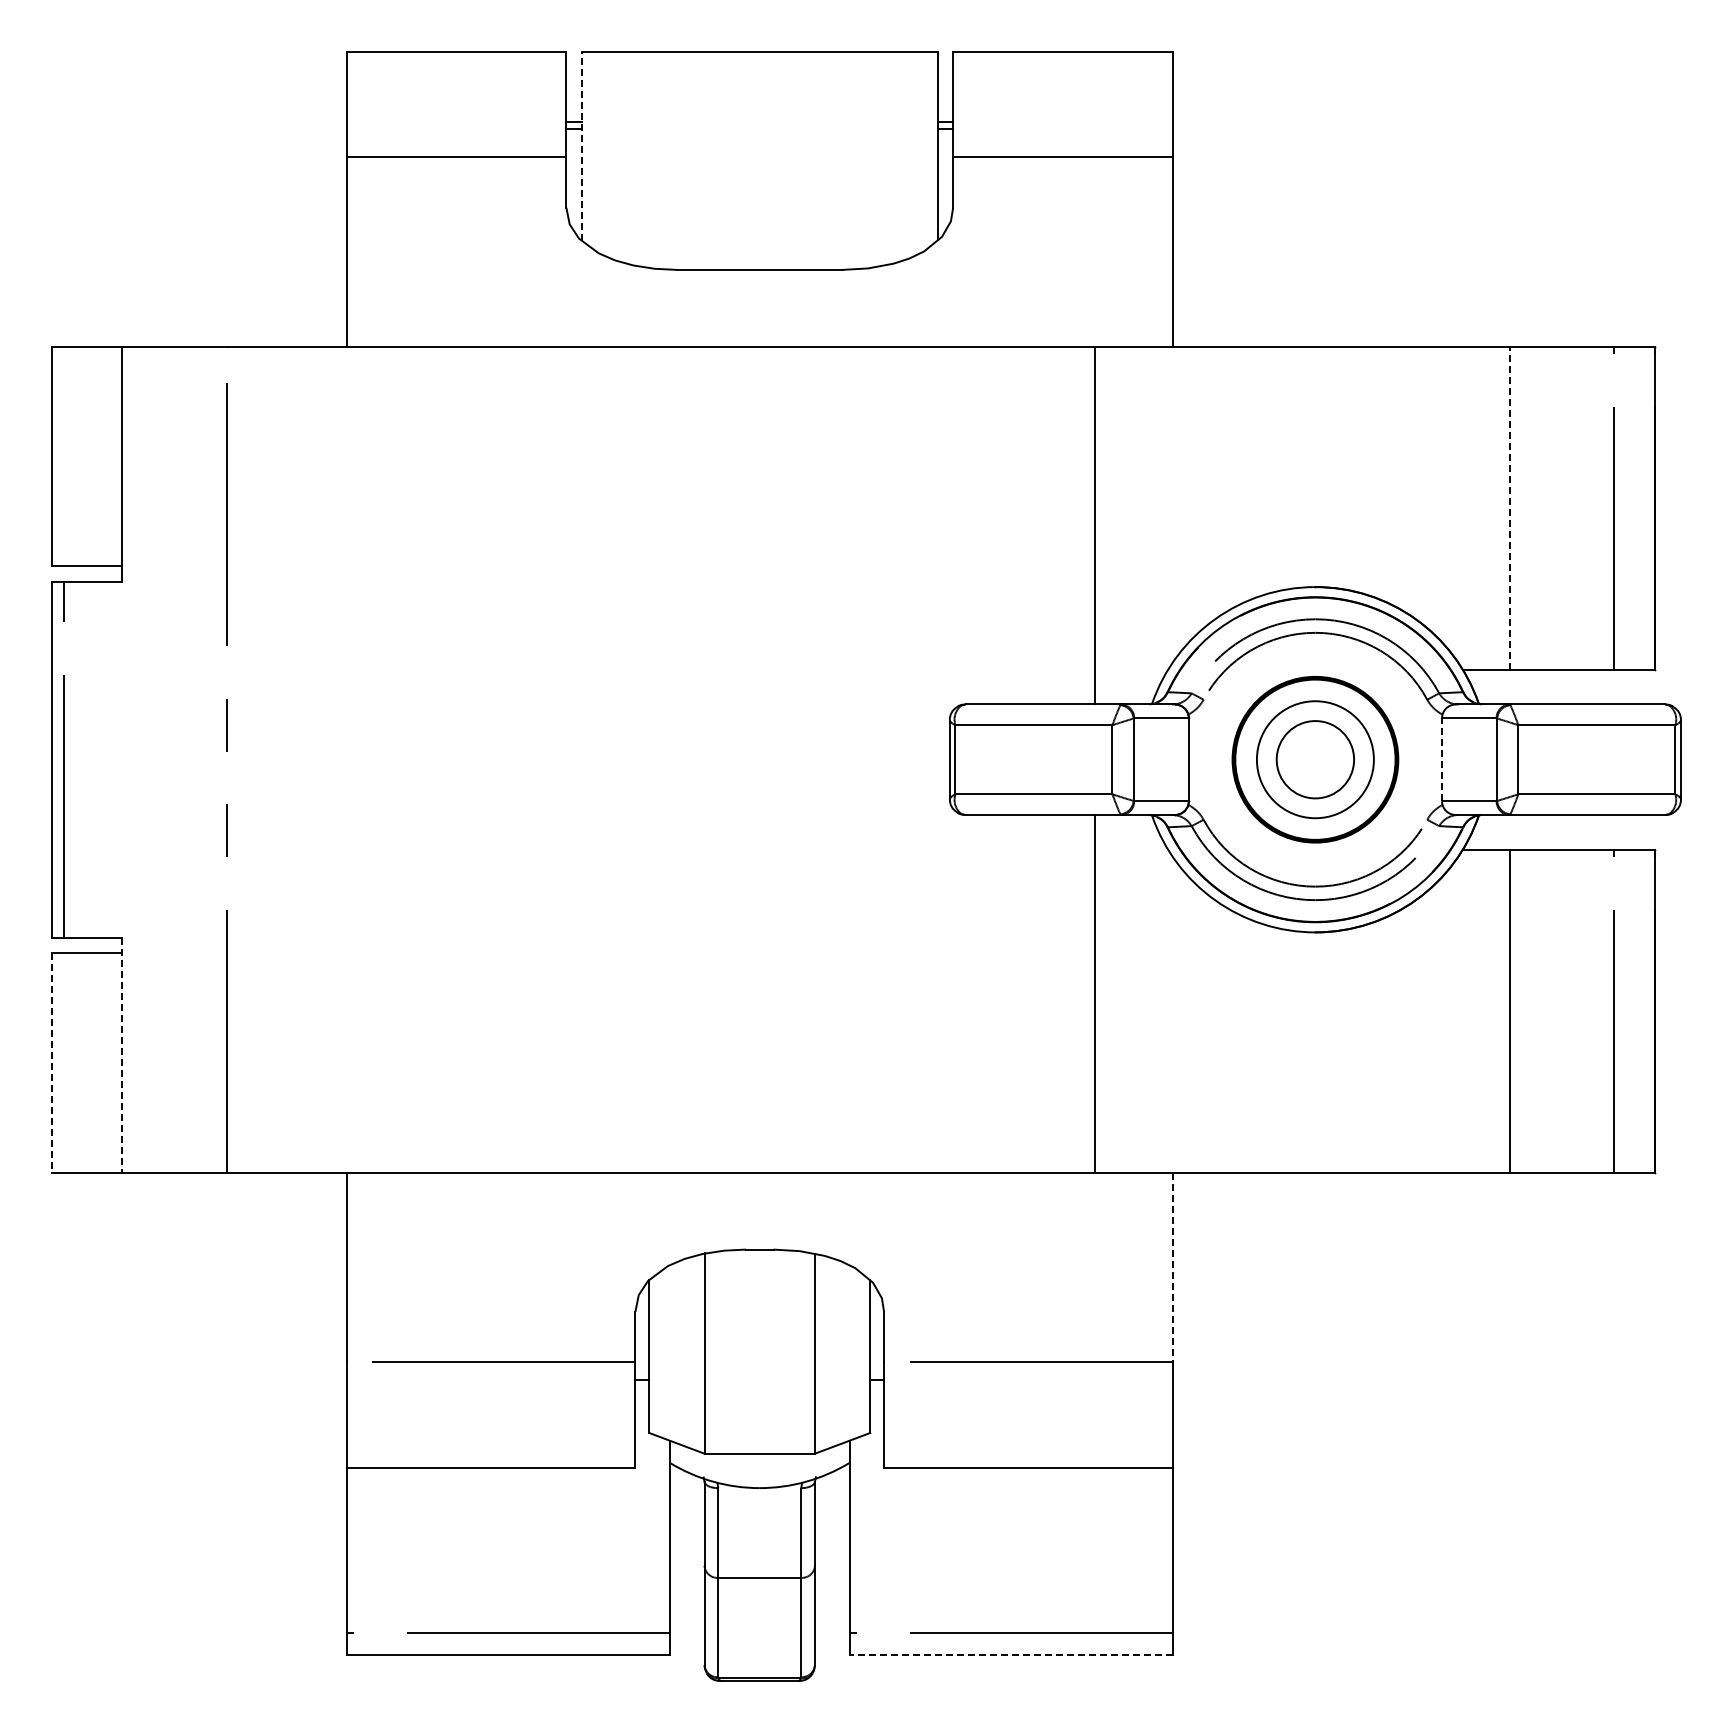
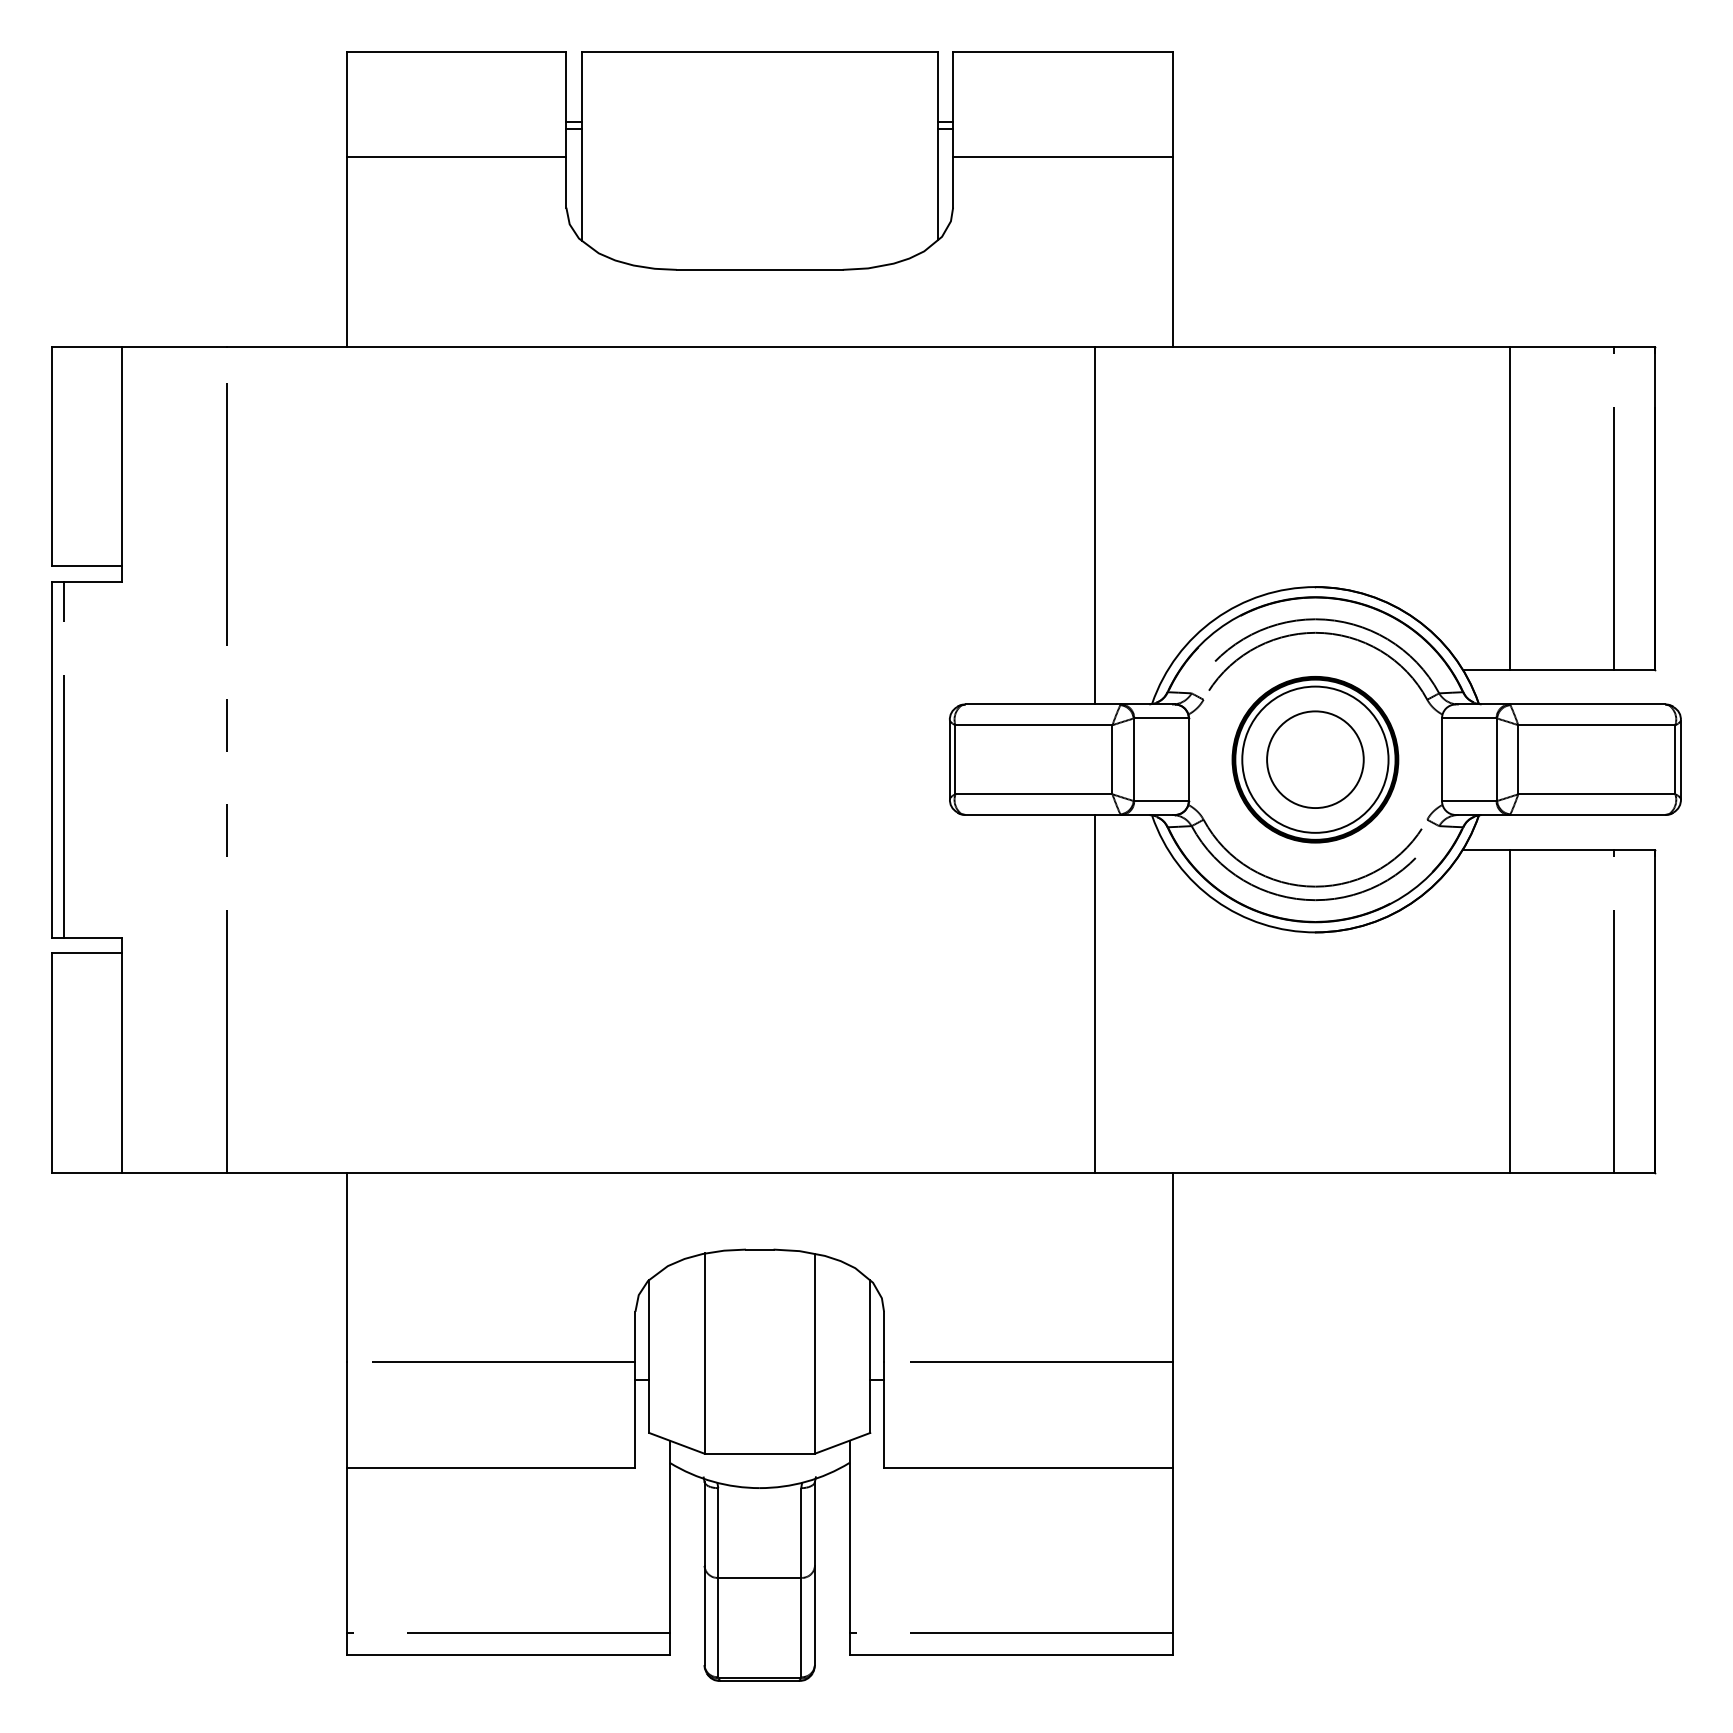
line: dashed -> solid (581, 145)
line: dashed -> solid (1509, 508)
circle diameter: 117 px -> 146 px (1315, 759)
circle diameter: 77 px -> 97 px (1315, 759)
line: dashed -> solid (1442, 759)
line: dashed -> solid (121, 1055)
line: dashed -> solid (51, 1062)
line: dashed -> solid (1172, 1267)
line: dashed -> solid (1011, 1654)
